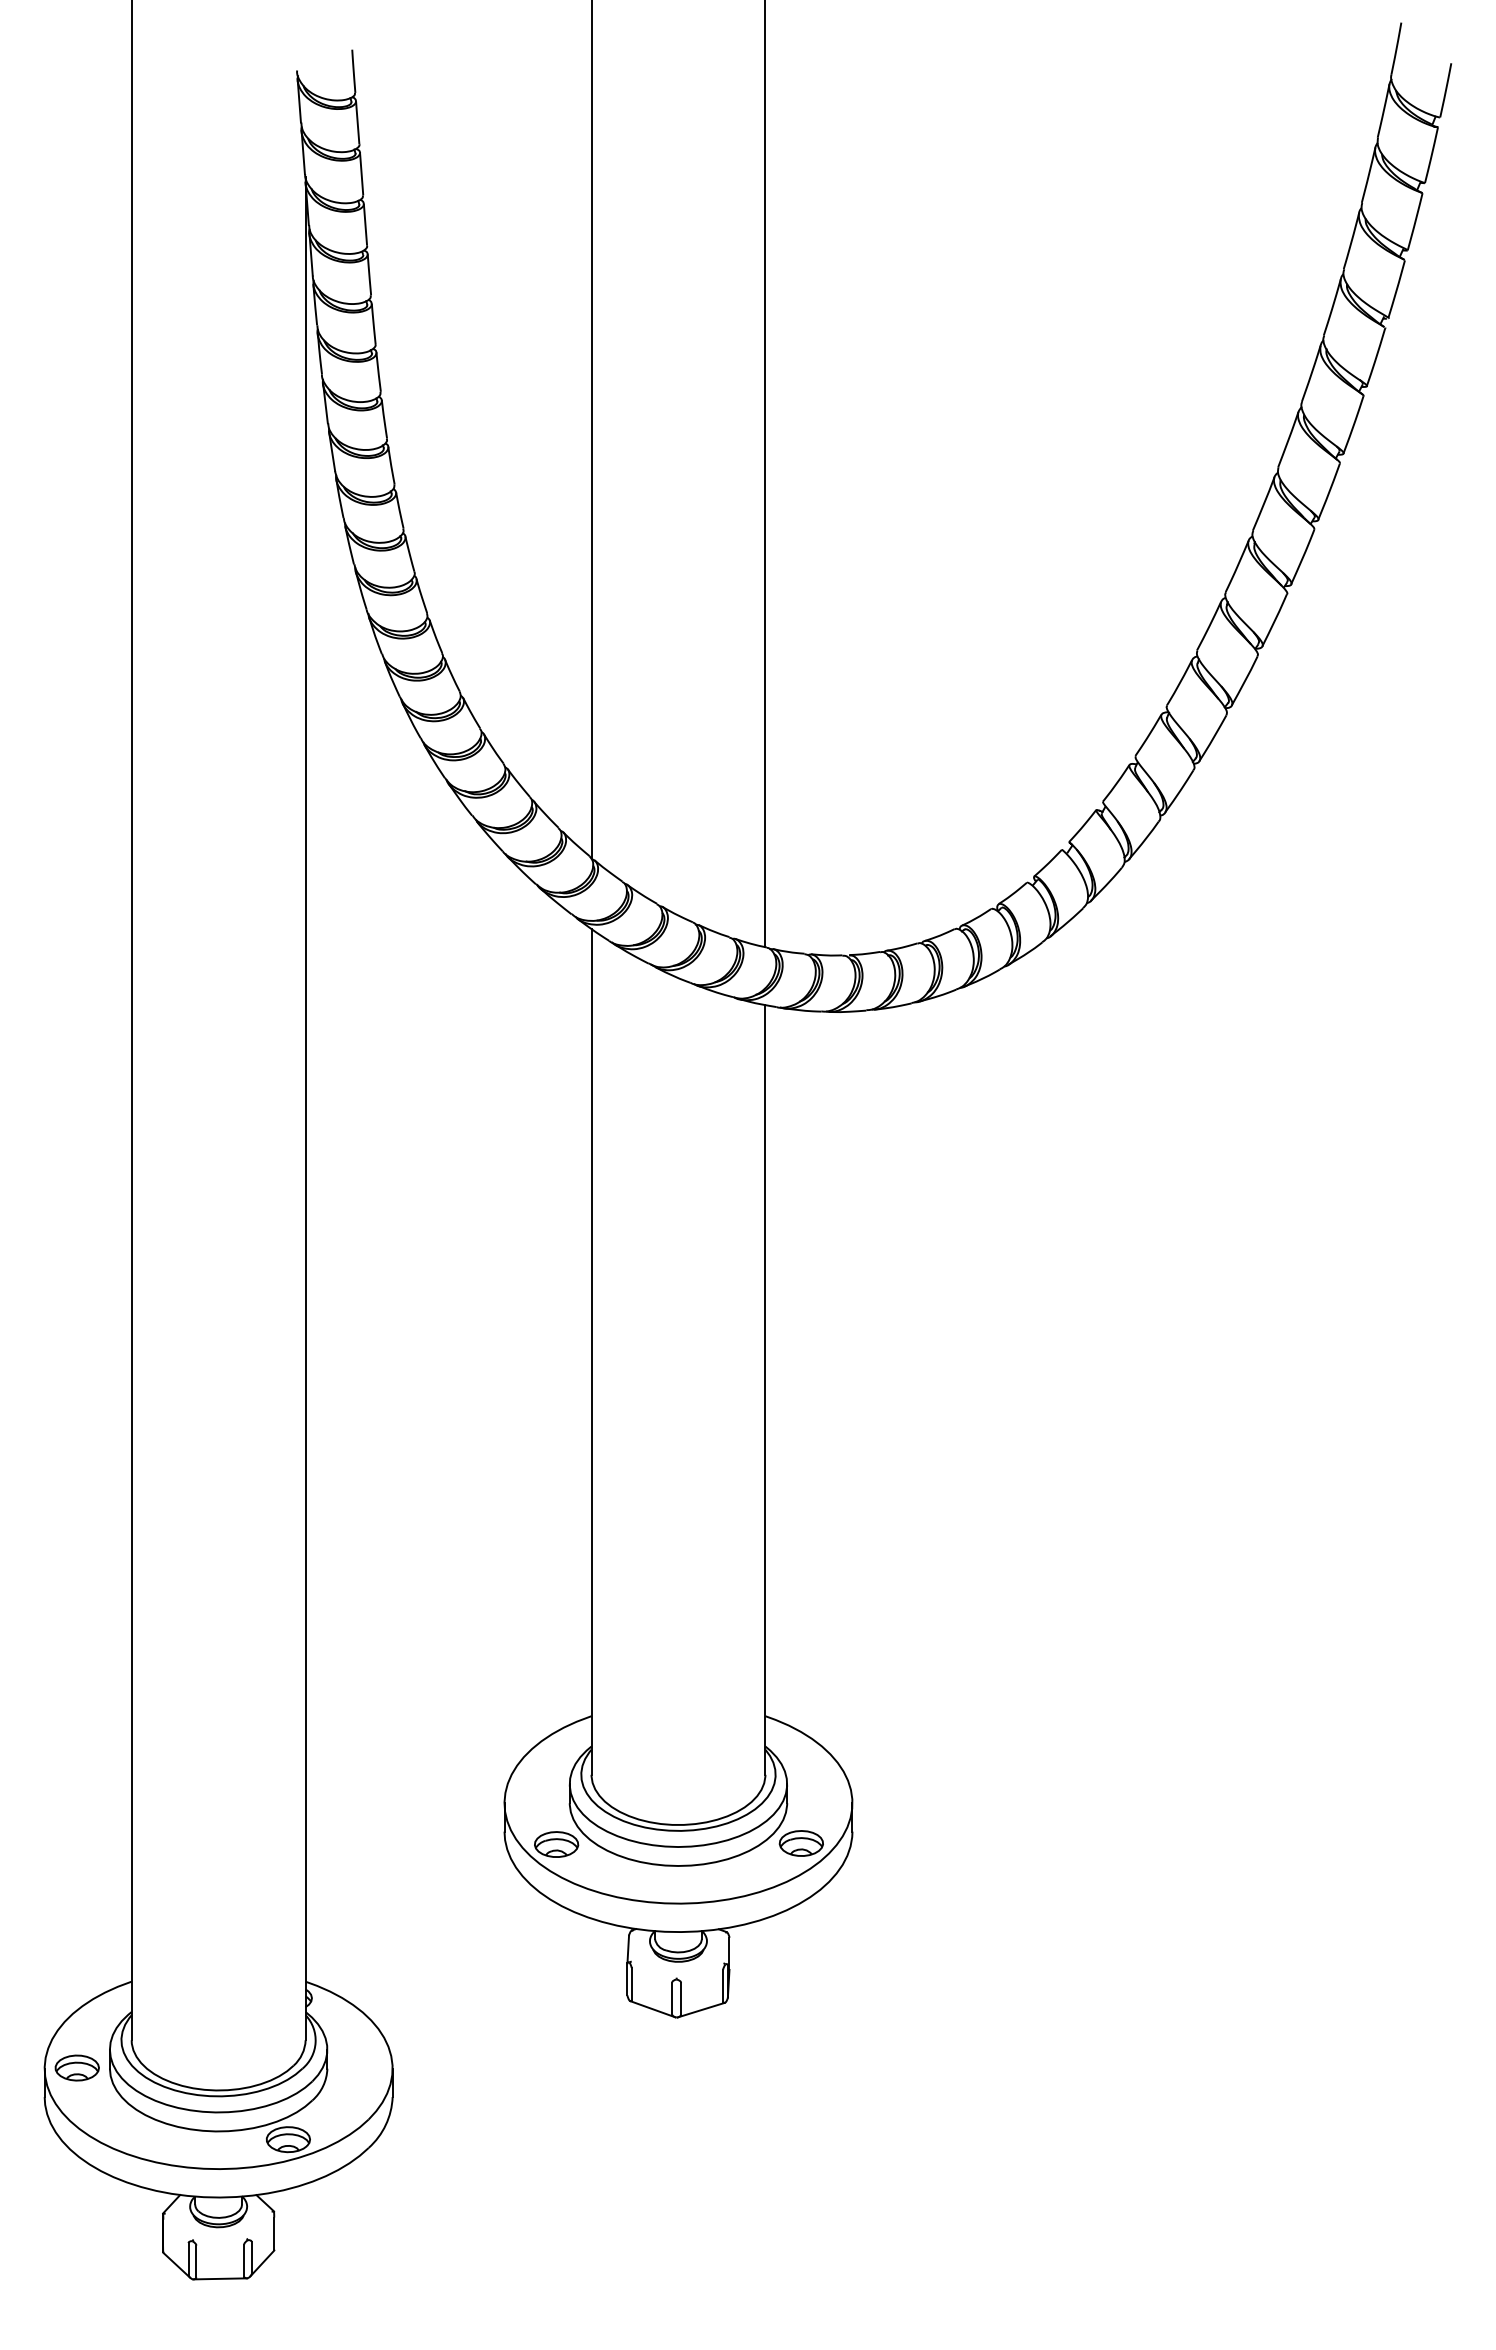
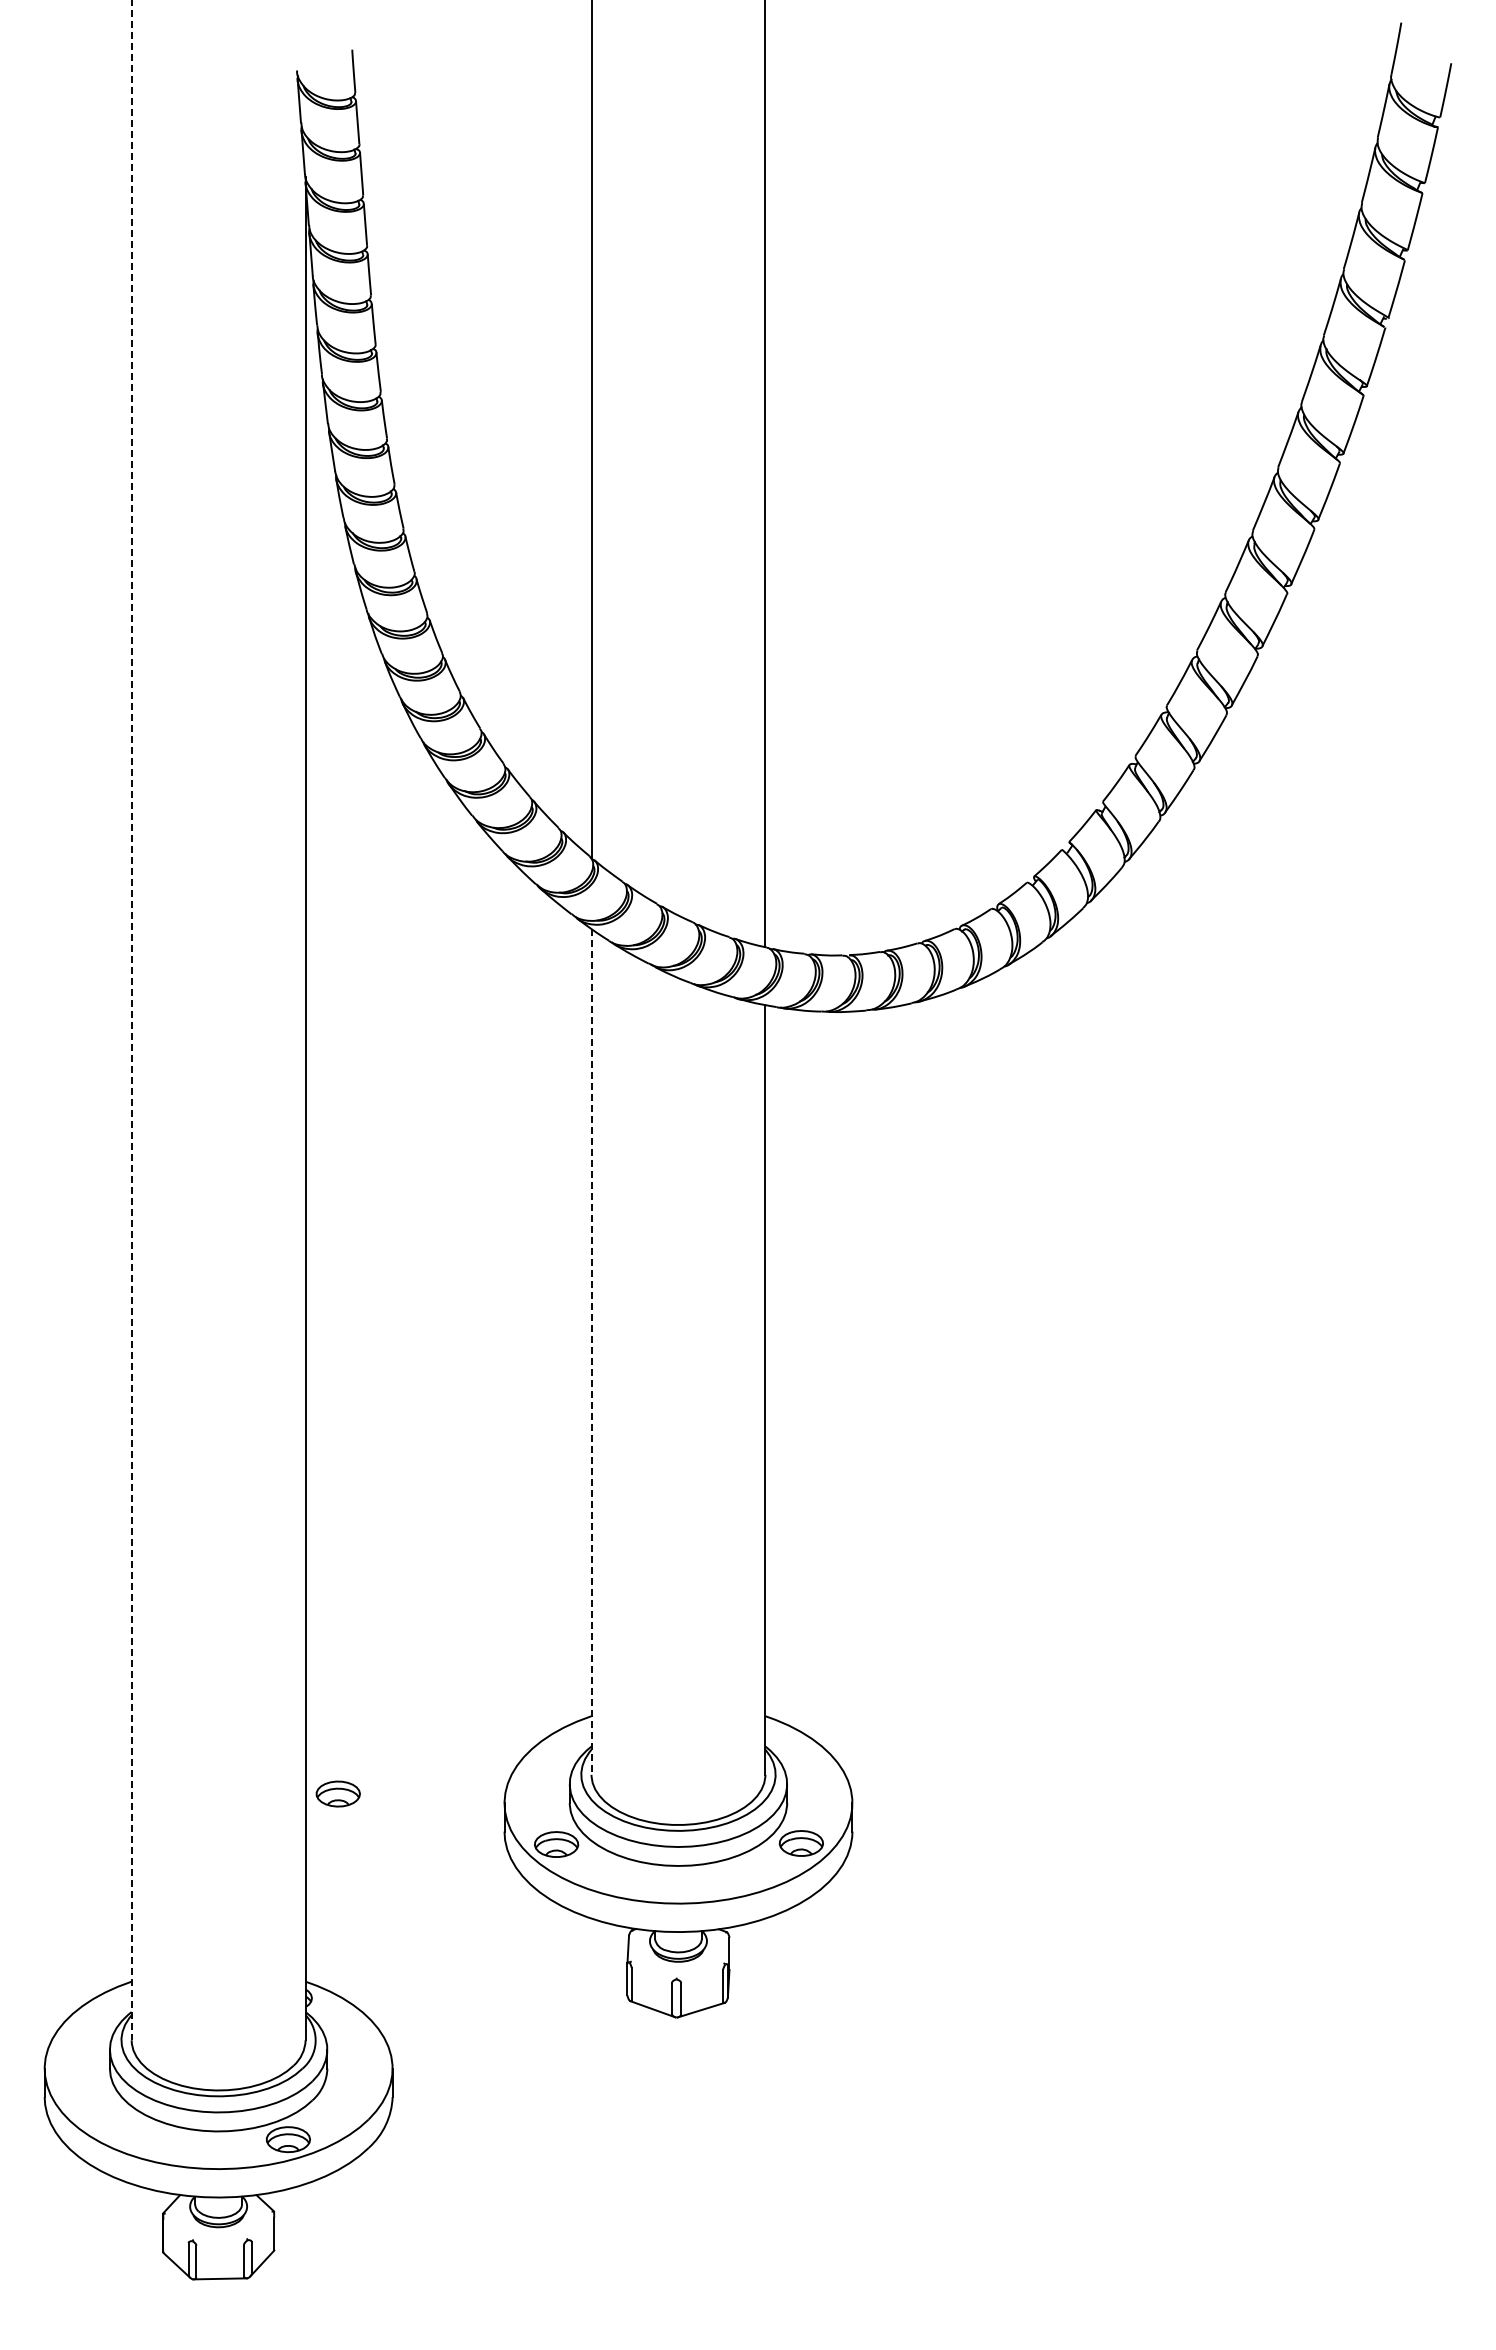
line: solid -> dashed (131, 1020)
line: solid -> dashed (591, 1351)
part position: (76, 2067) -> (337, 1793) (337, 1793)
